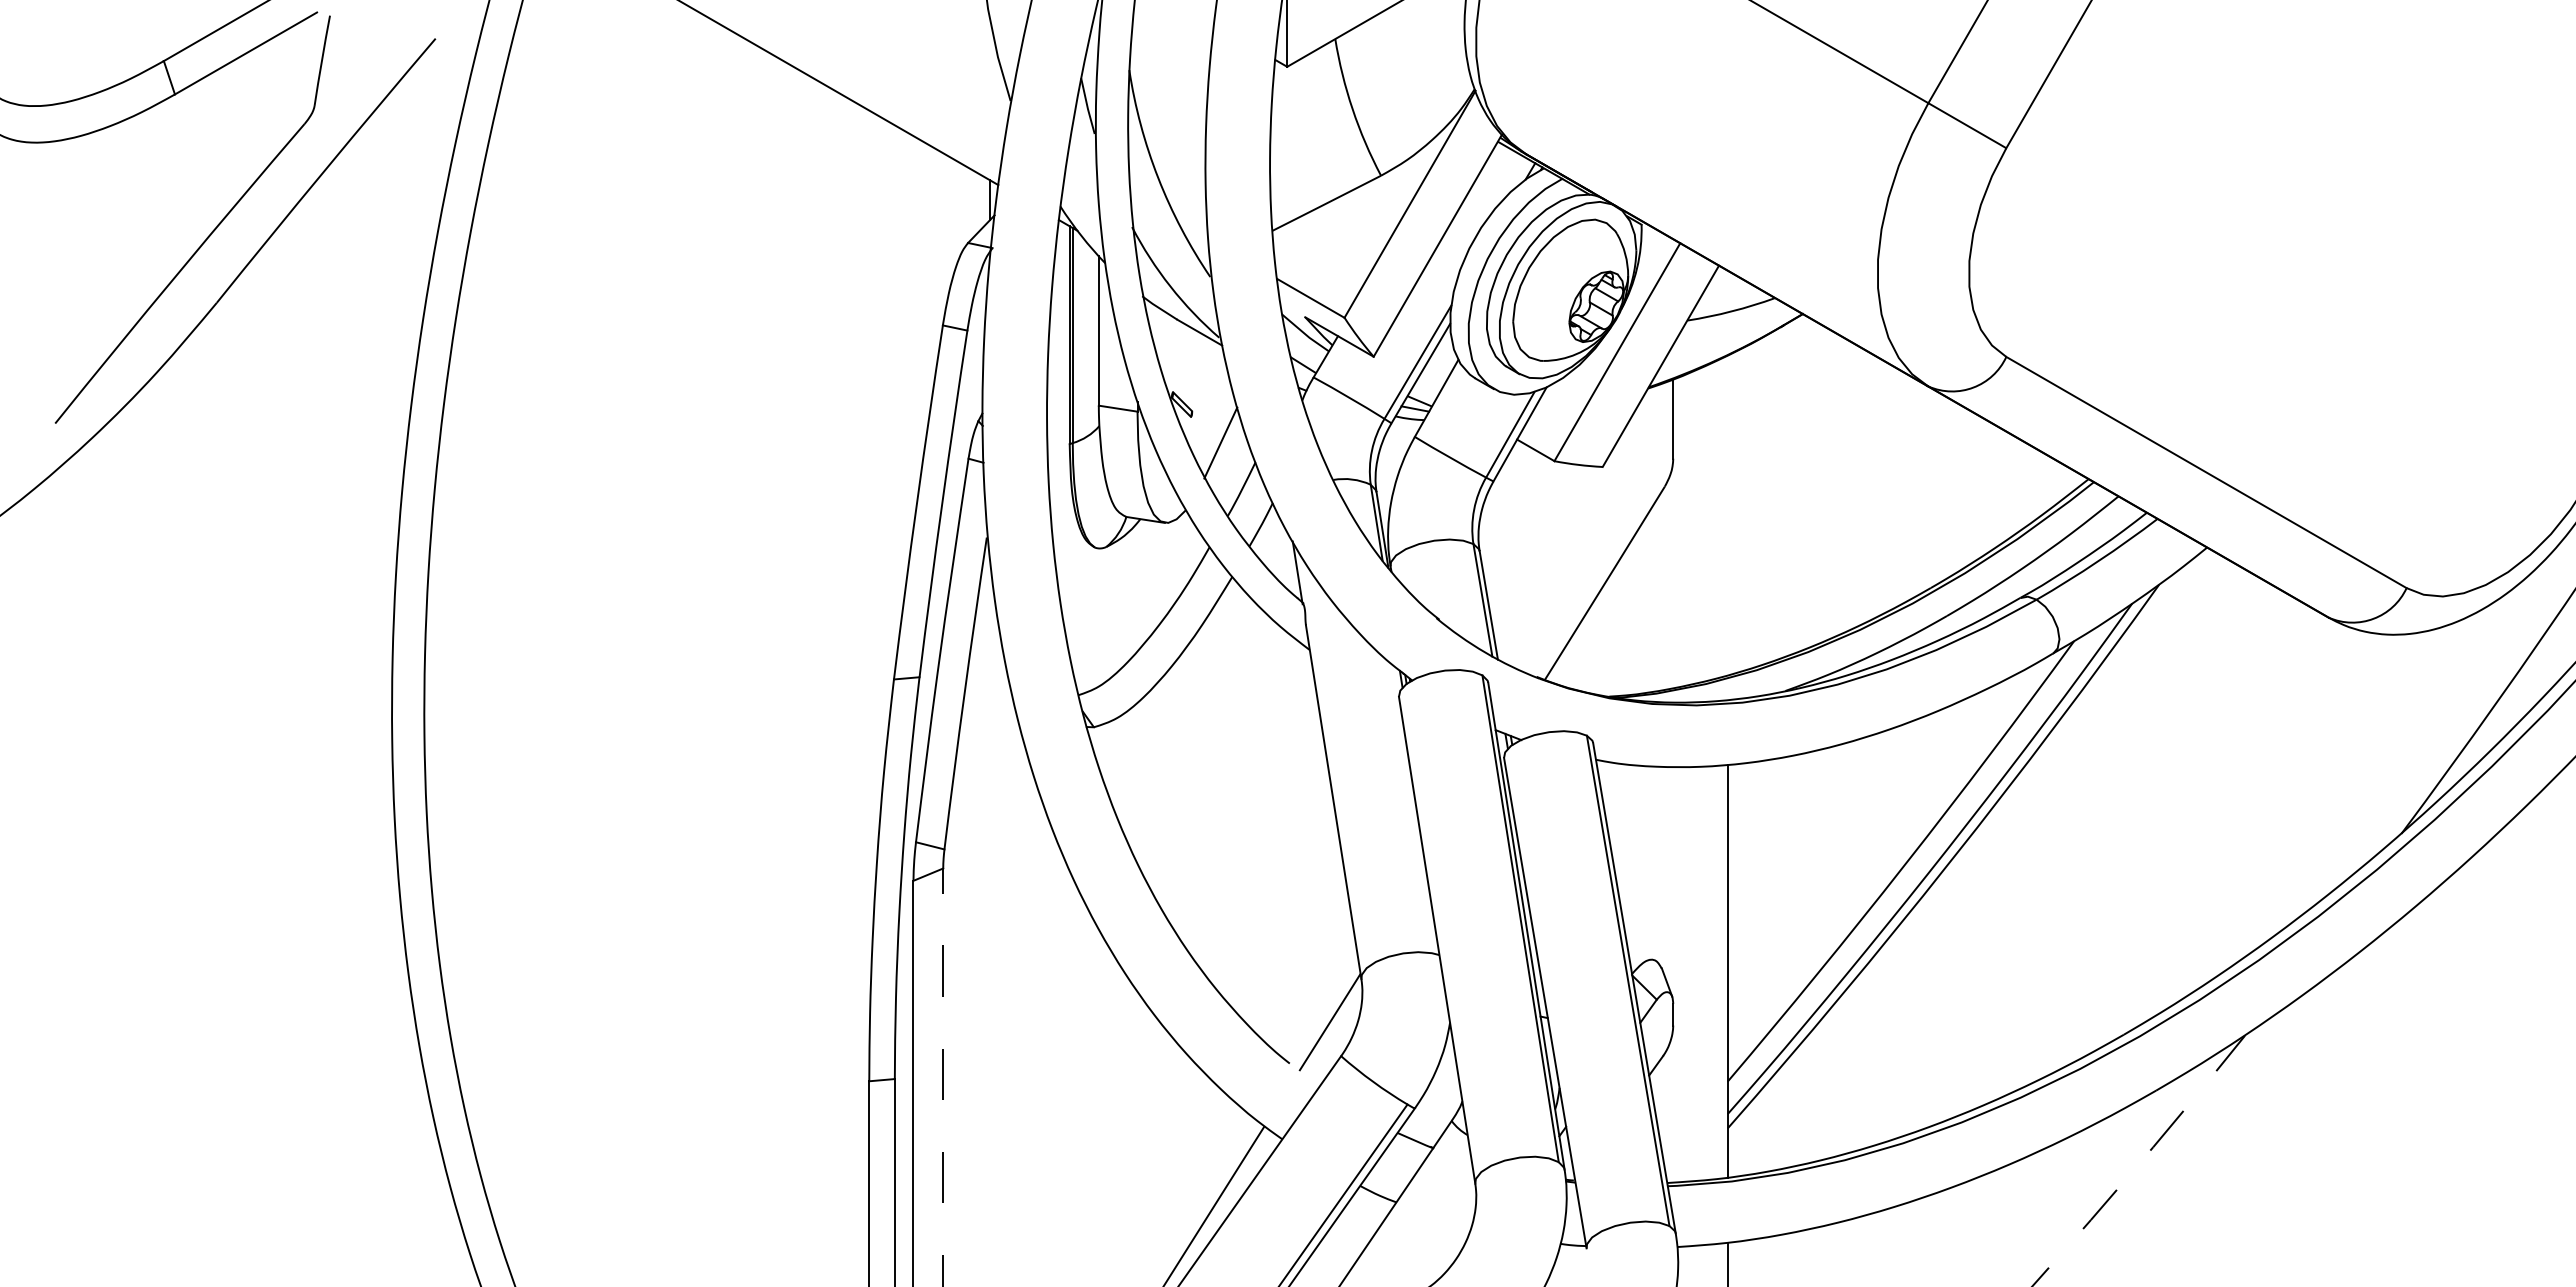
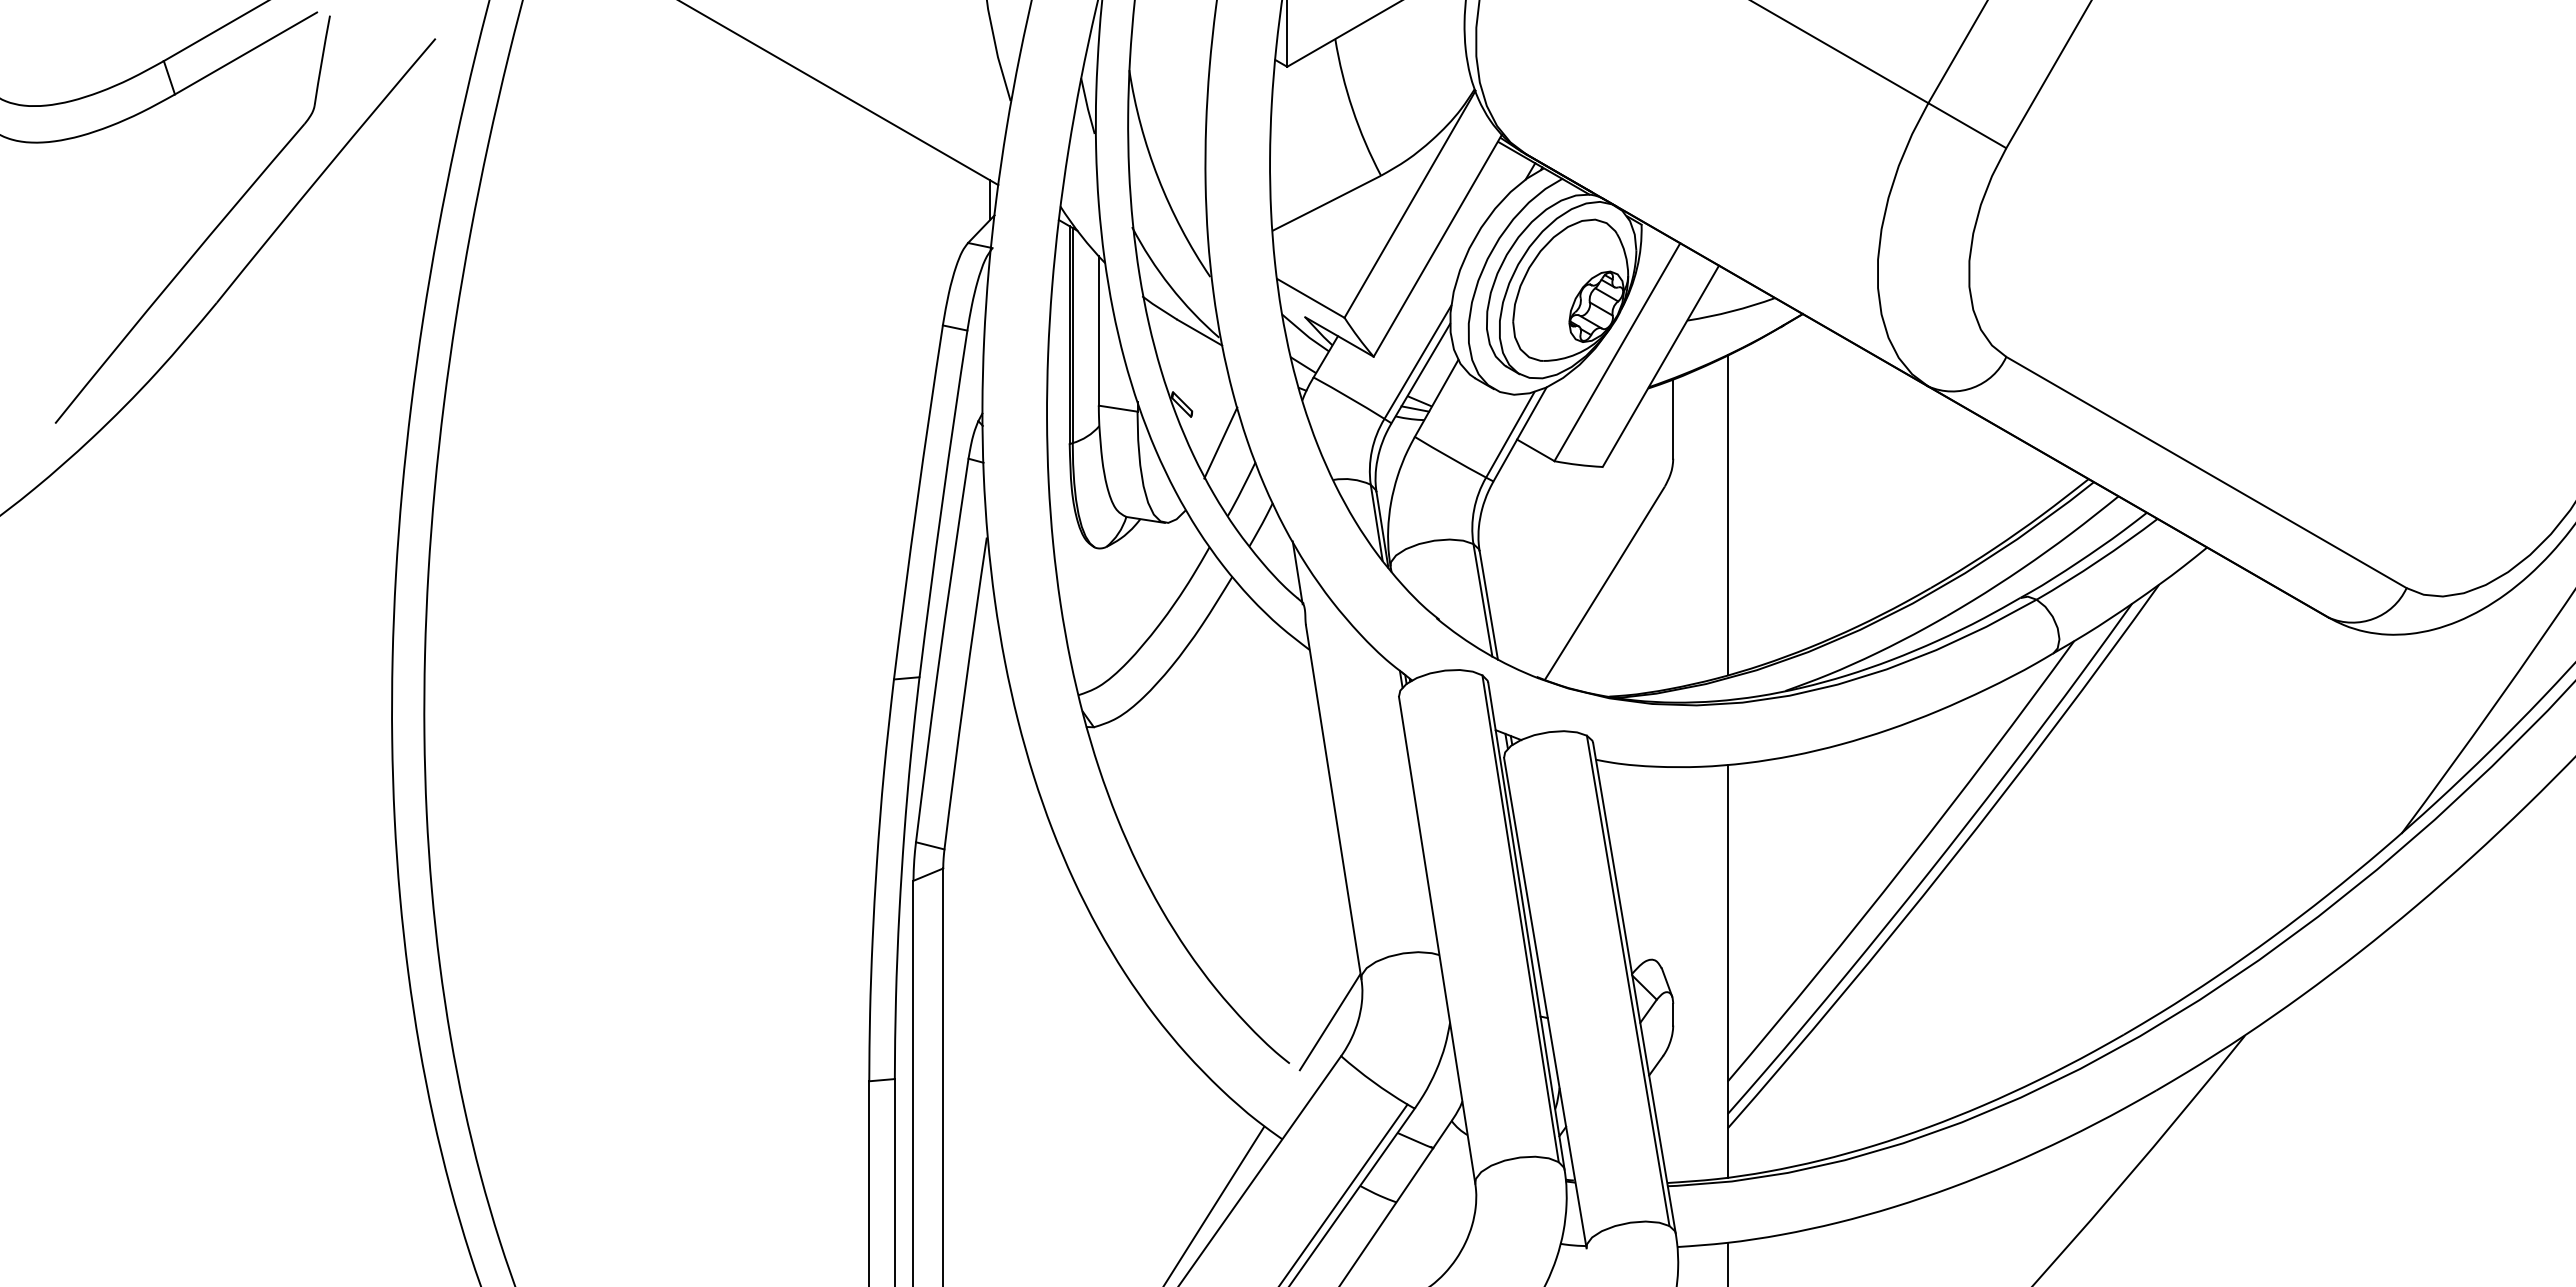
line: none -> present (1727, 515)
line: dashed -> solid (943, 1077)
arc: dashed -> solid (2140, 1162)
